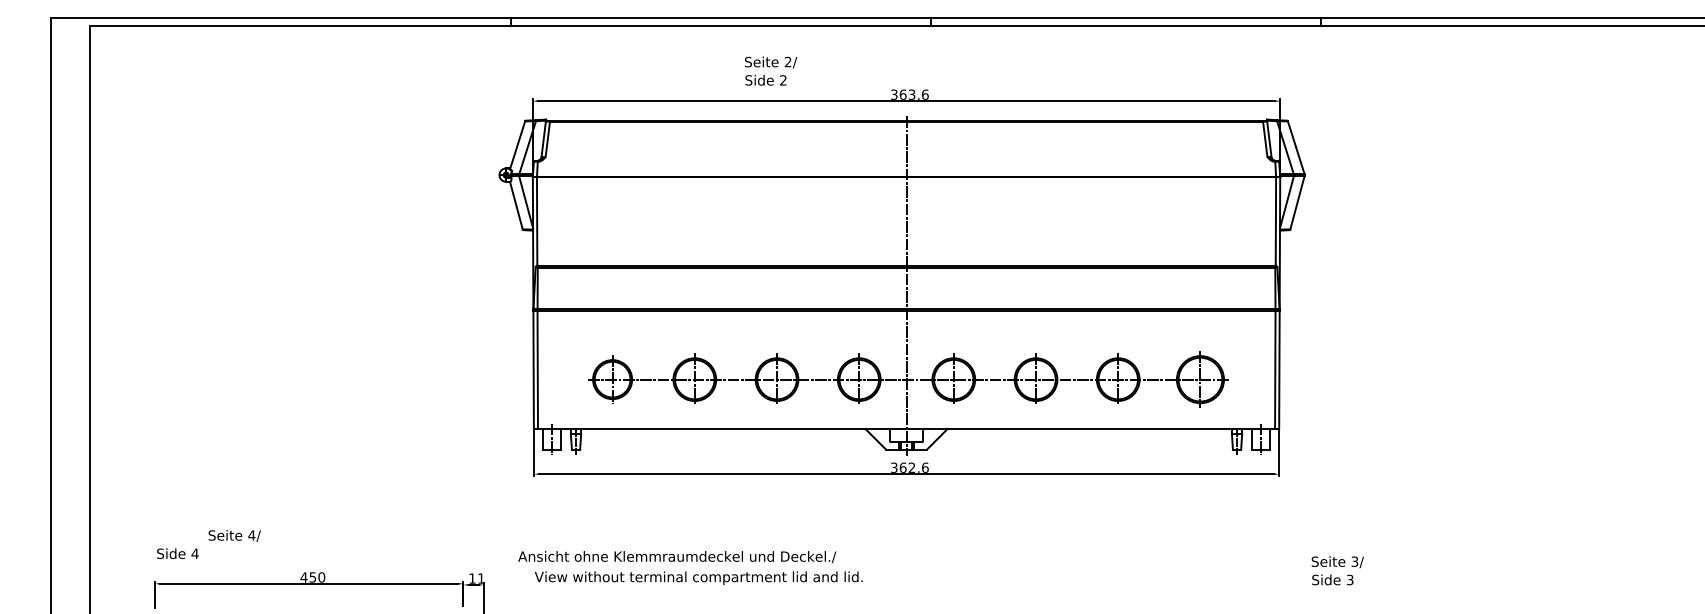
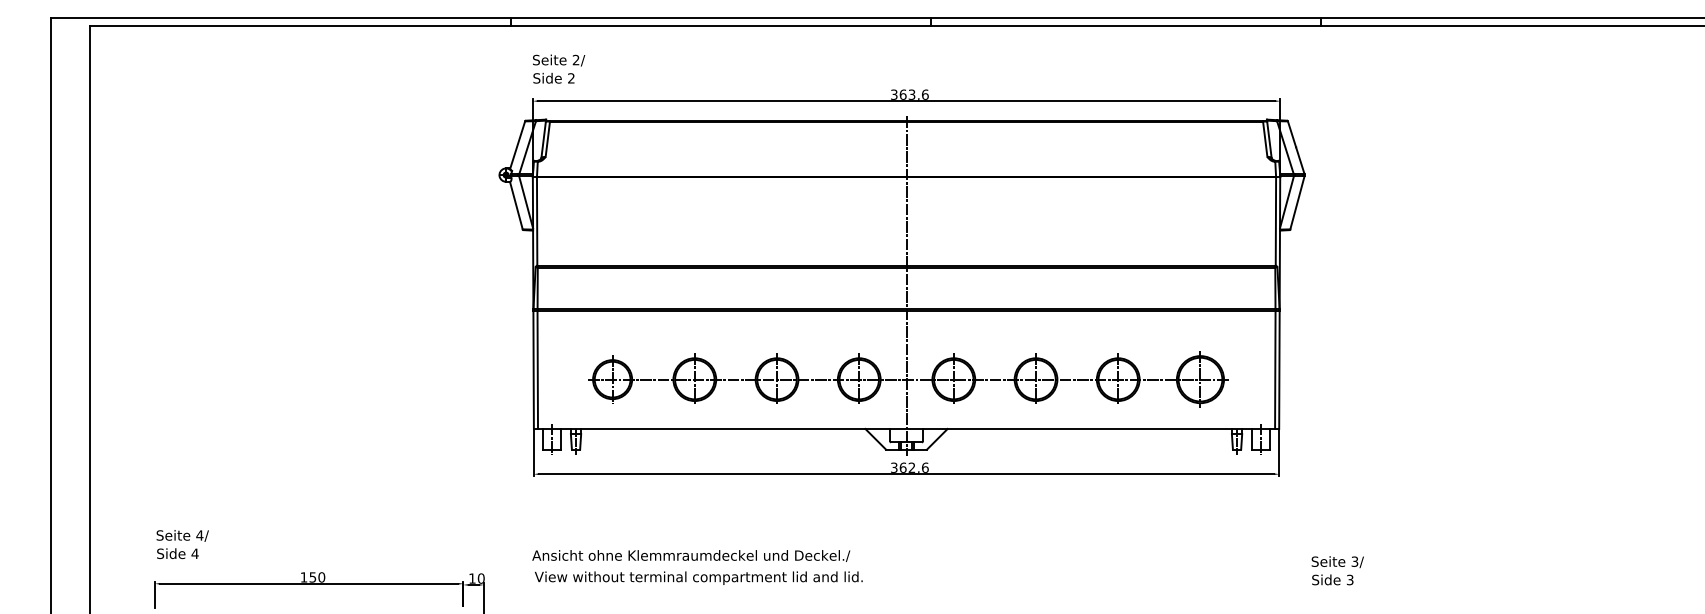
text position: (771, 70) -> (559, 68) (559, 68)
text position: (234, 535) -> (182, 535) (182, 535)
text position: (677, 556) -> (691, 555) (691, 555)
text: 450 -> 150 (303, 577)
text: 11 -> 10 (480, 578)
